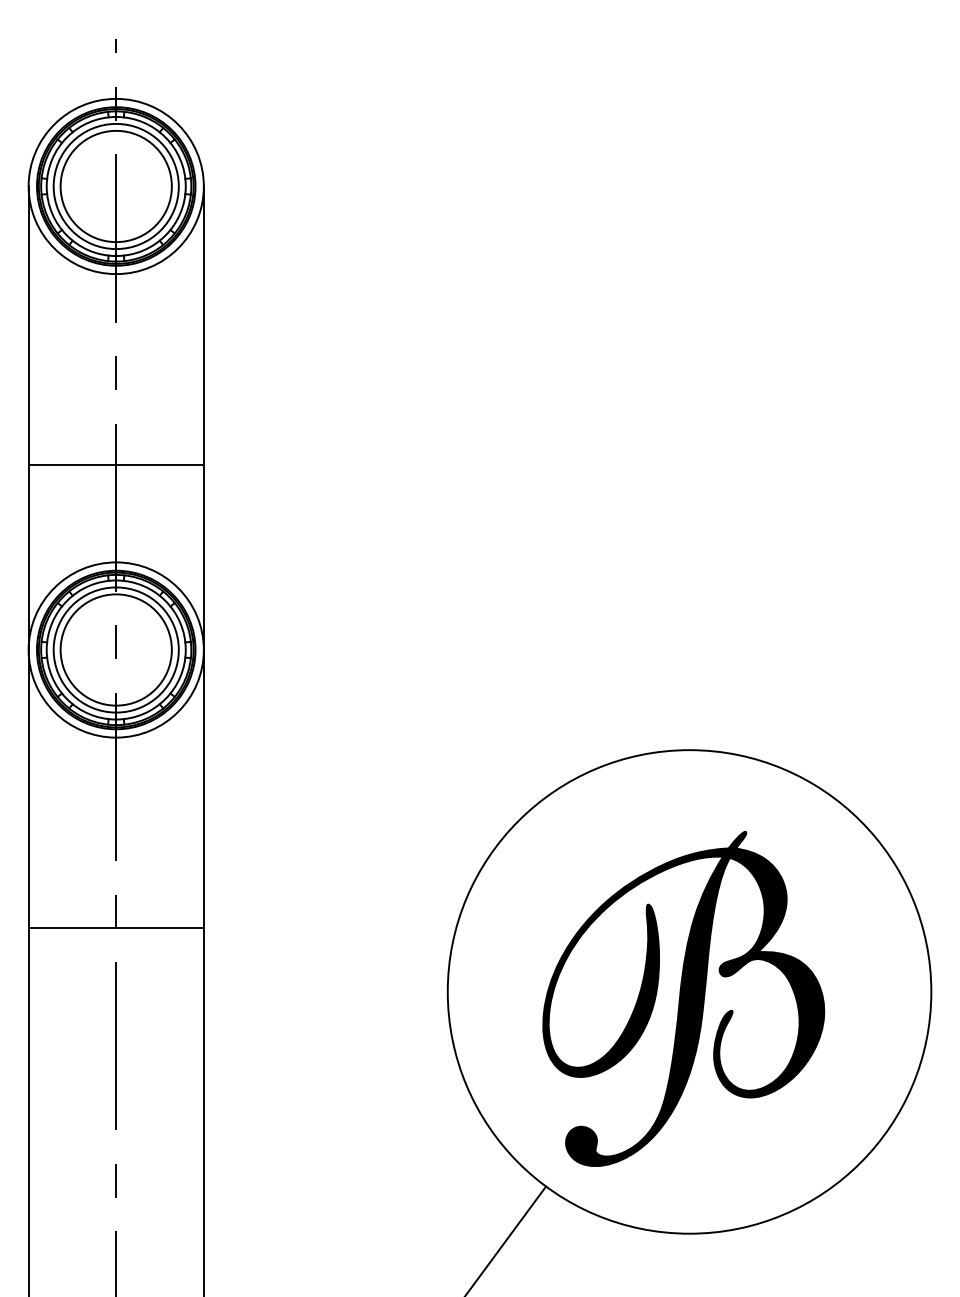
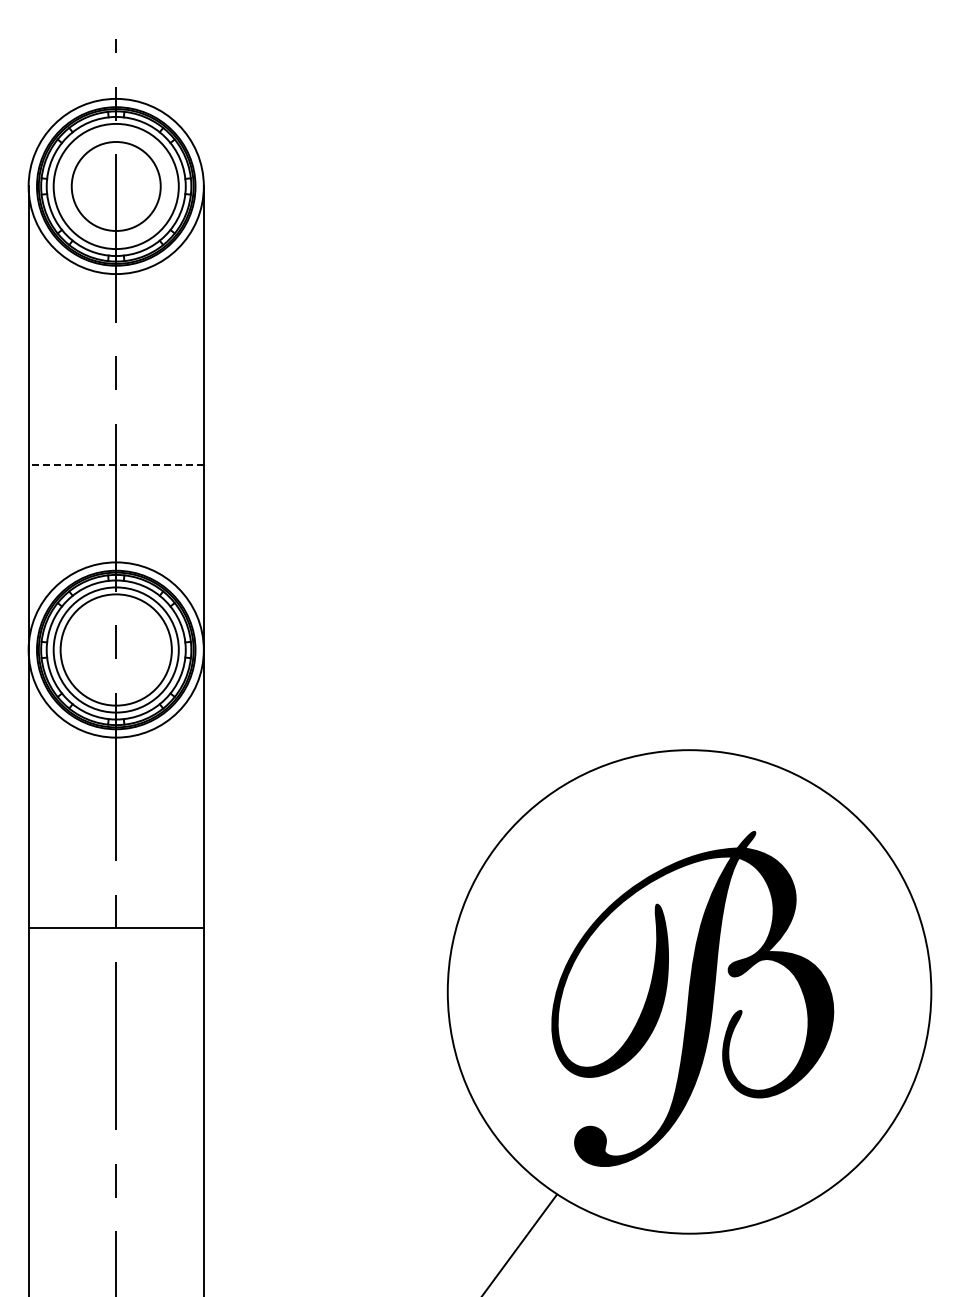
circle diameter: 111 px -> 89 px (115, 186)
line: solid -> dashed (116, 464)
part position: (683, 998) -> (692, 998) (692, 998)
line position: (506, 1239) -> (520, 1243) (520, 1243)
